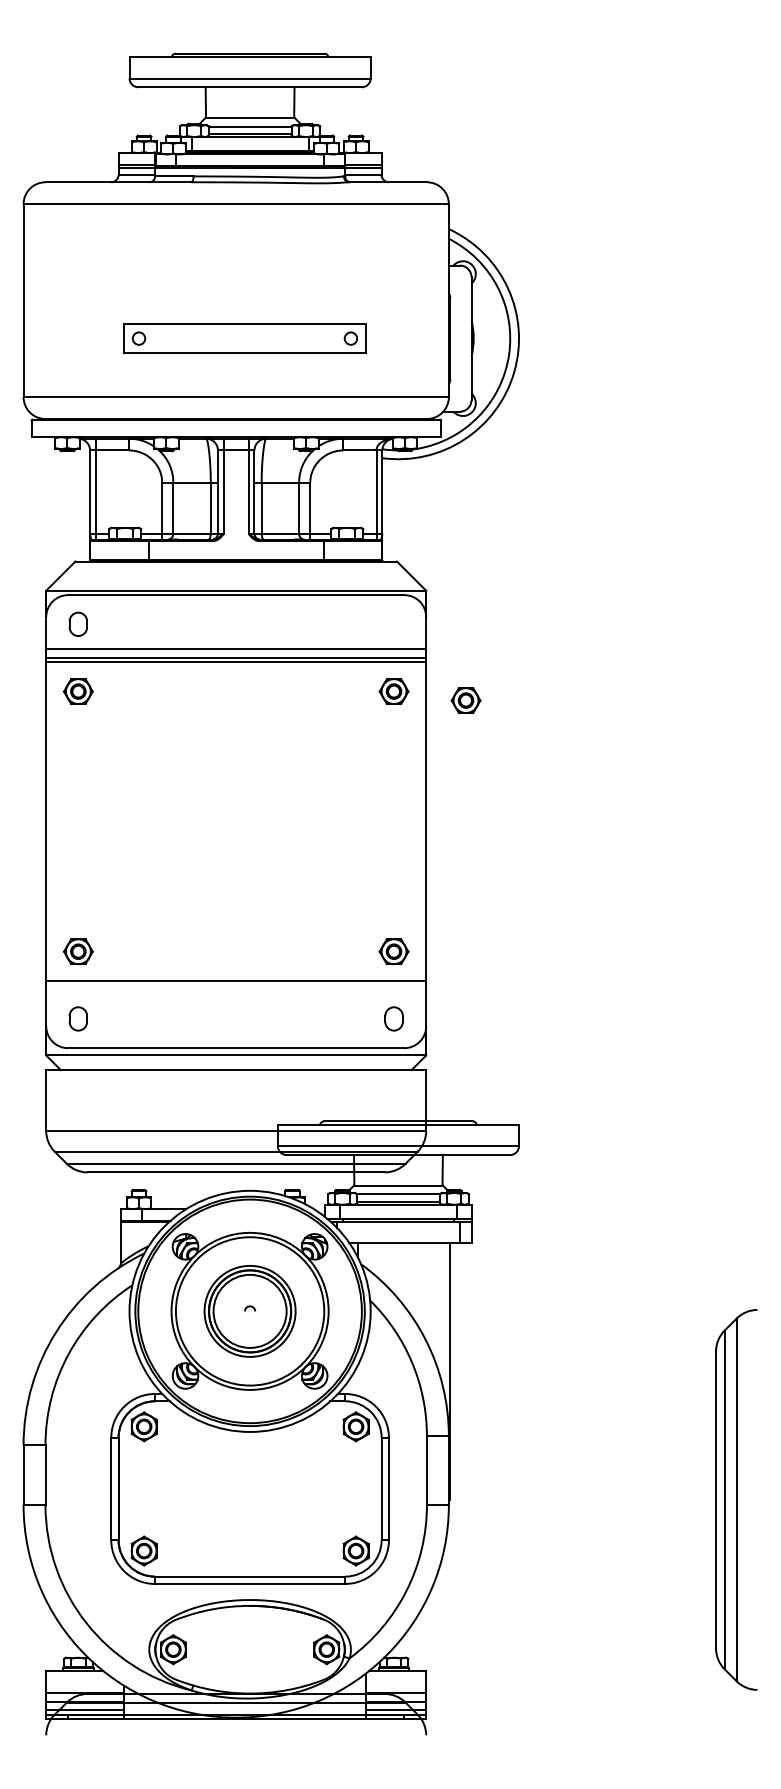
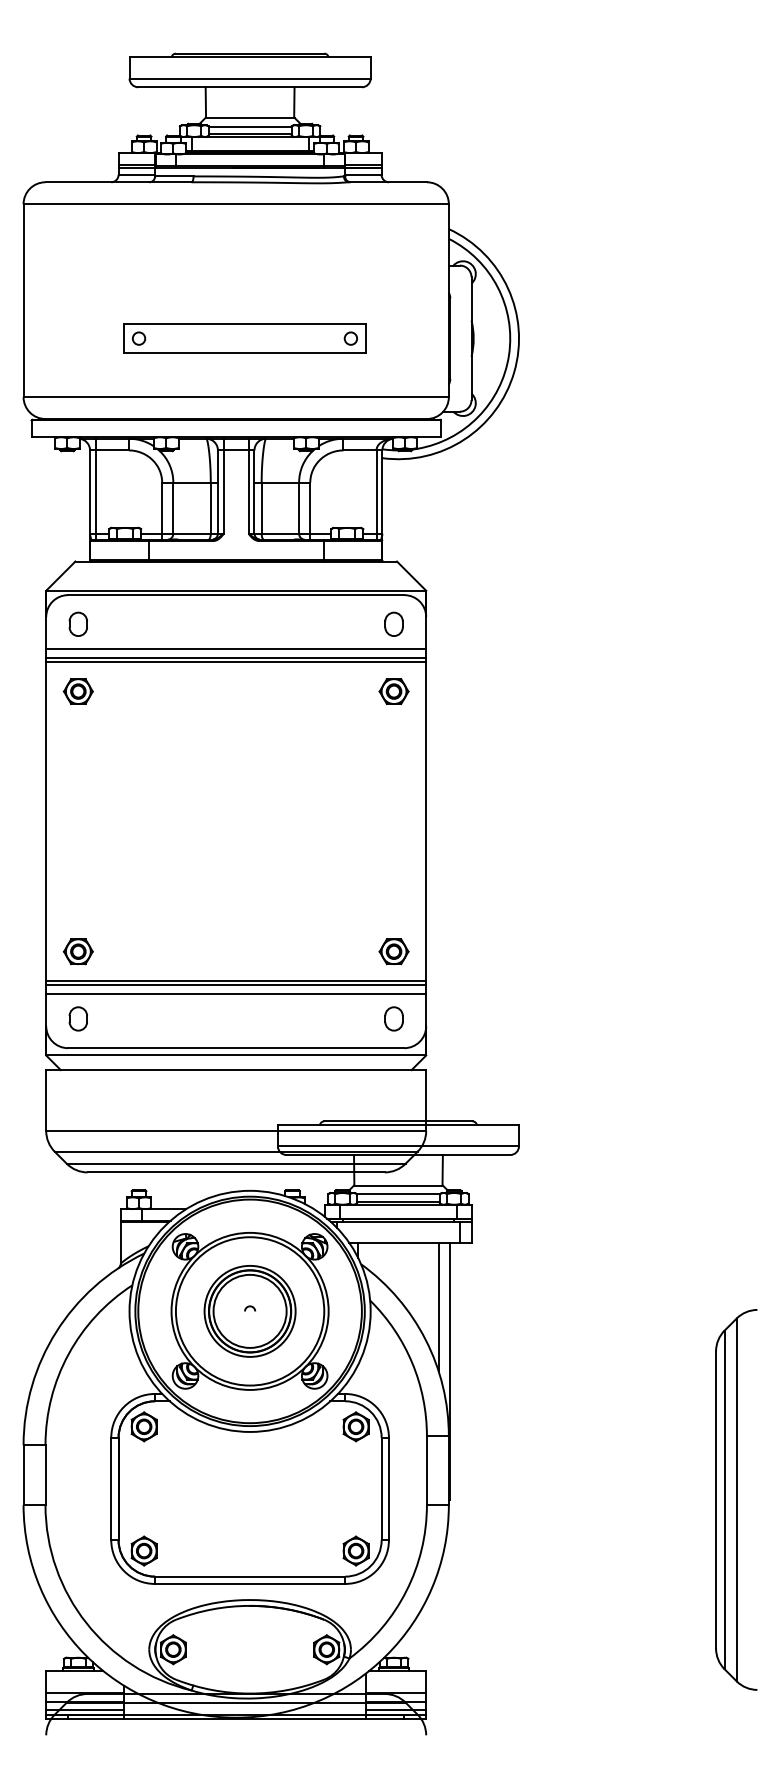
part: none -> present (393, 623)
part: present -> none (465, 700)
line: none -> present (236, 985)
line: none -> present (236, 994)
line: none -> present (438, 1306)
